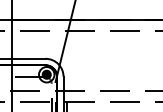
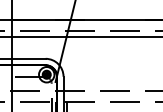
line: none -> present (80, 37)
